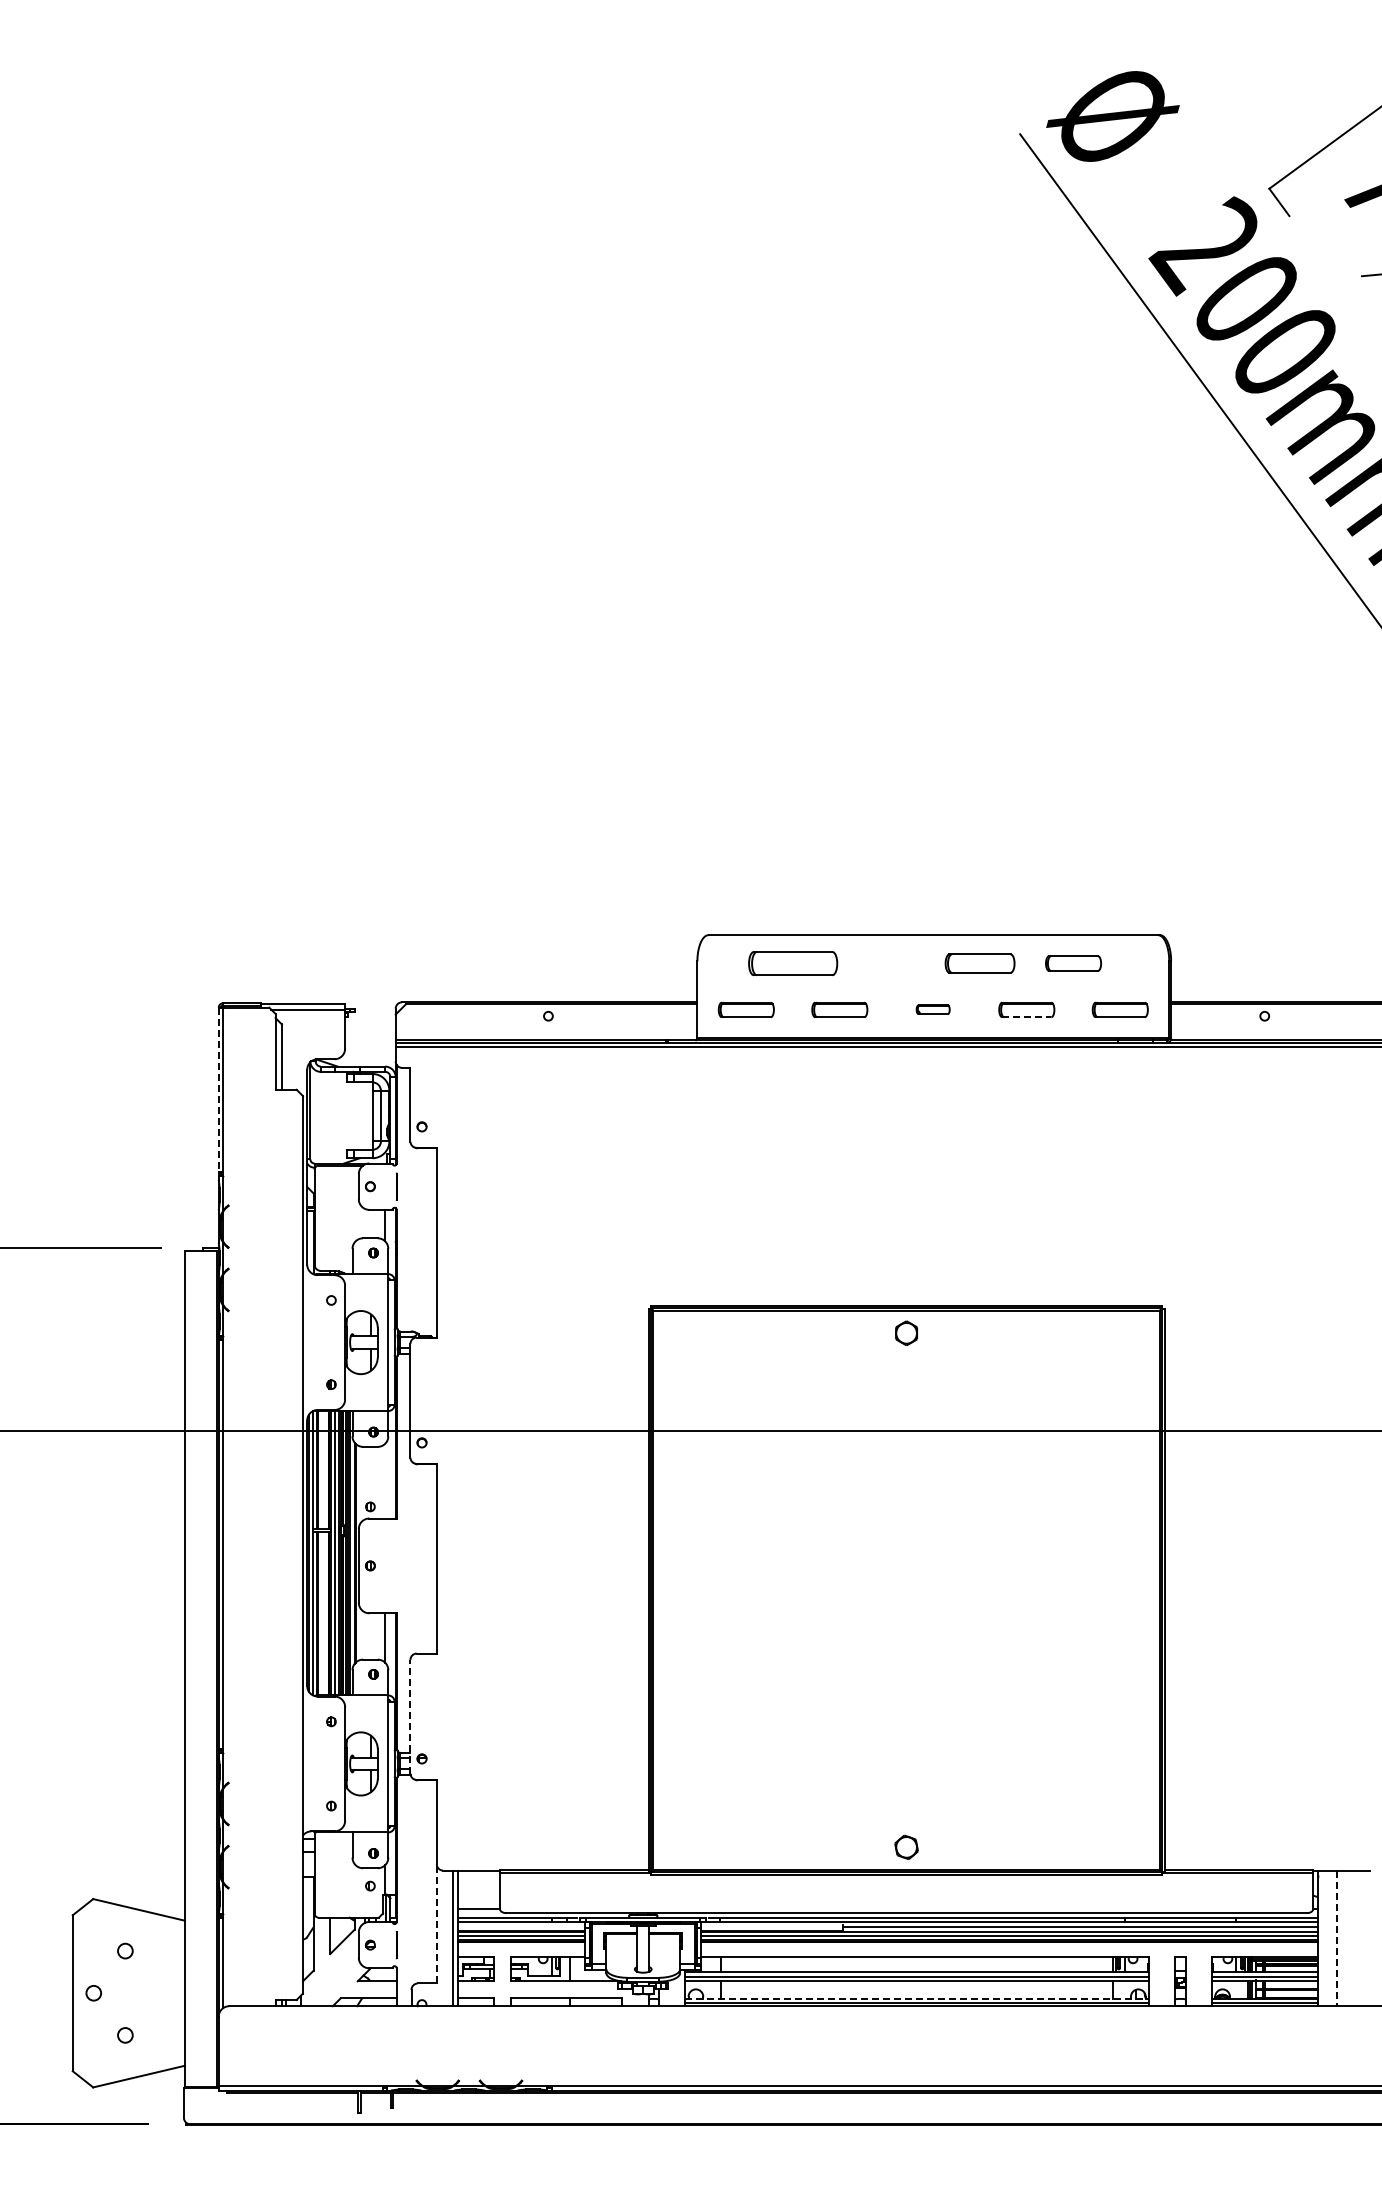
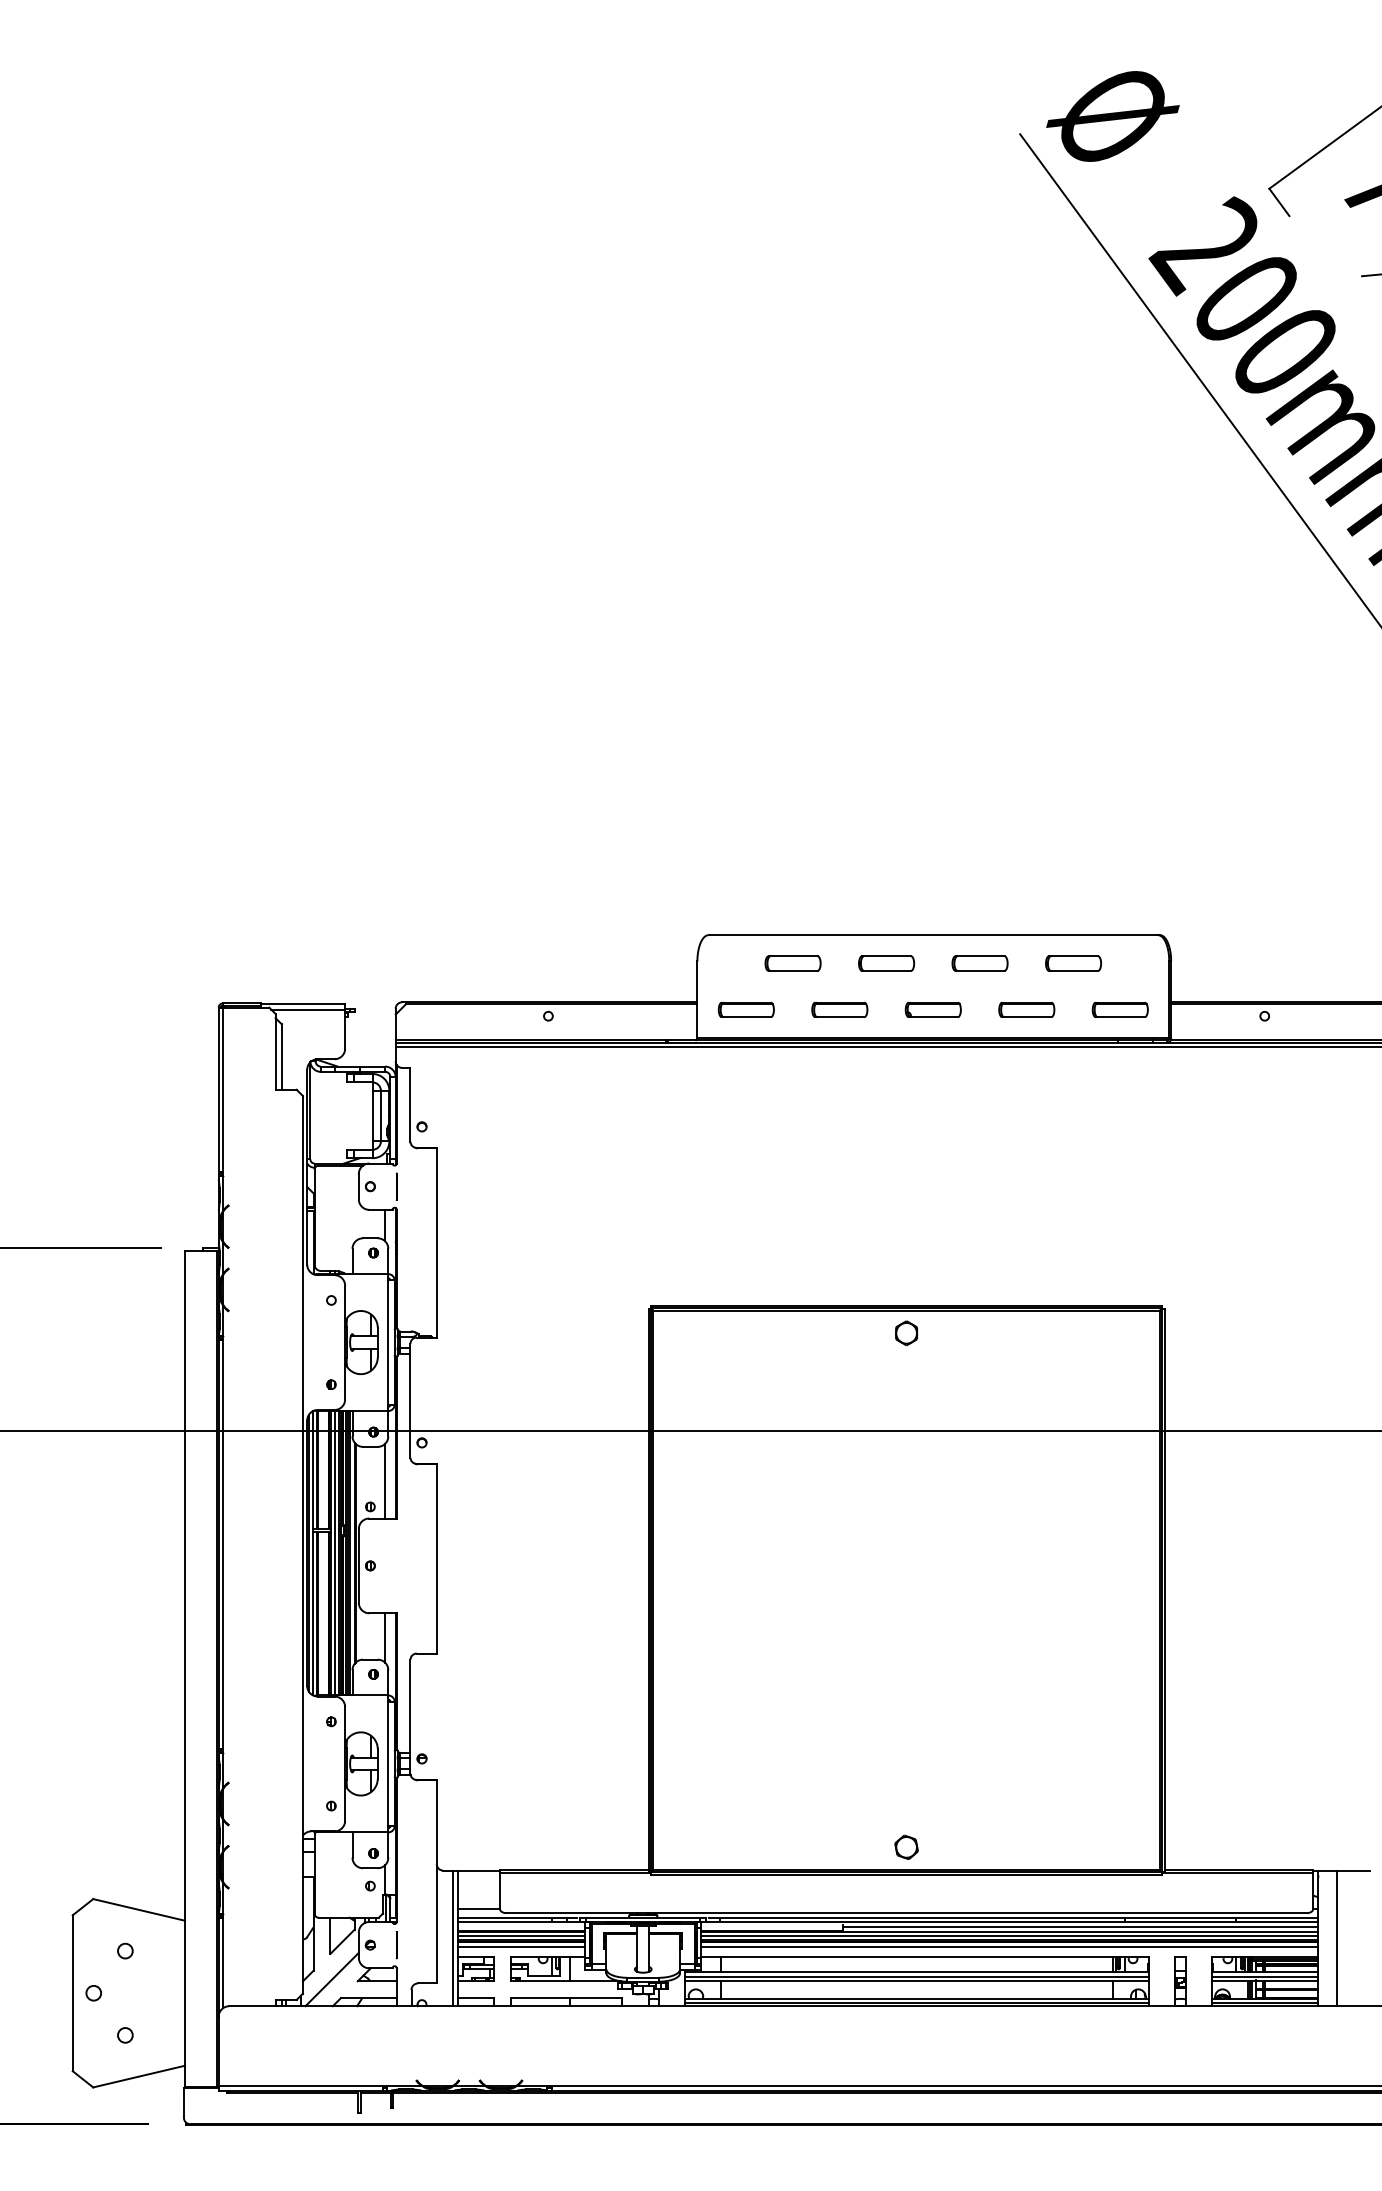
part size: 91x26 px -> 58x17 px (792, 963)
part: none -> present (886, 963)
part size: 72x21 px -> 58x17 px (979, 963)
part size: 36x11 px -> 58x17 px (932, 1009)
line: dashed -> solid (1027, 1017)
line: dashed -> solid (218, 1090)
line: none -> present (385, 1480)
line: dashed -> solid (410, 1716)
line: dashed -> solid (436, 1923)
line: dashed -> solid (1337, 1938)
line: none -> present (521, 1946)
line: none -> present (1009, 1946)
line: none -> present (331, 1979)
line: dashed -> solid (917, 1998)
